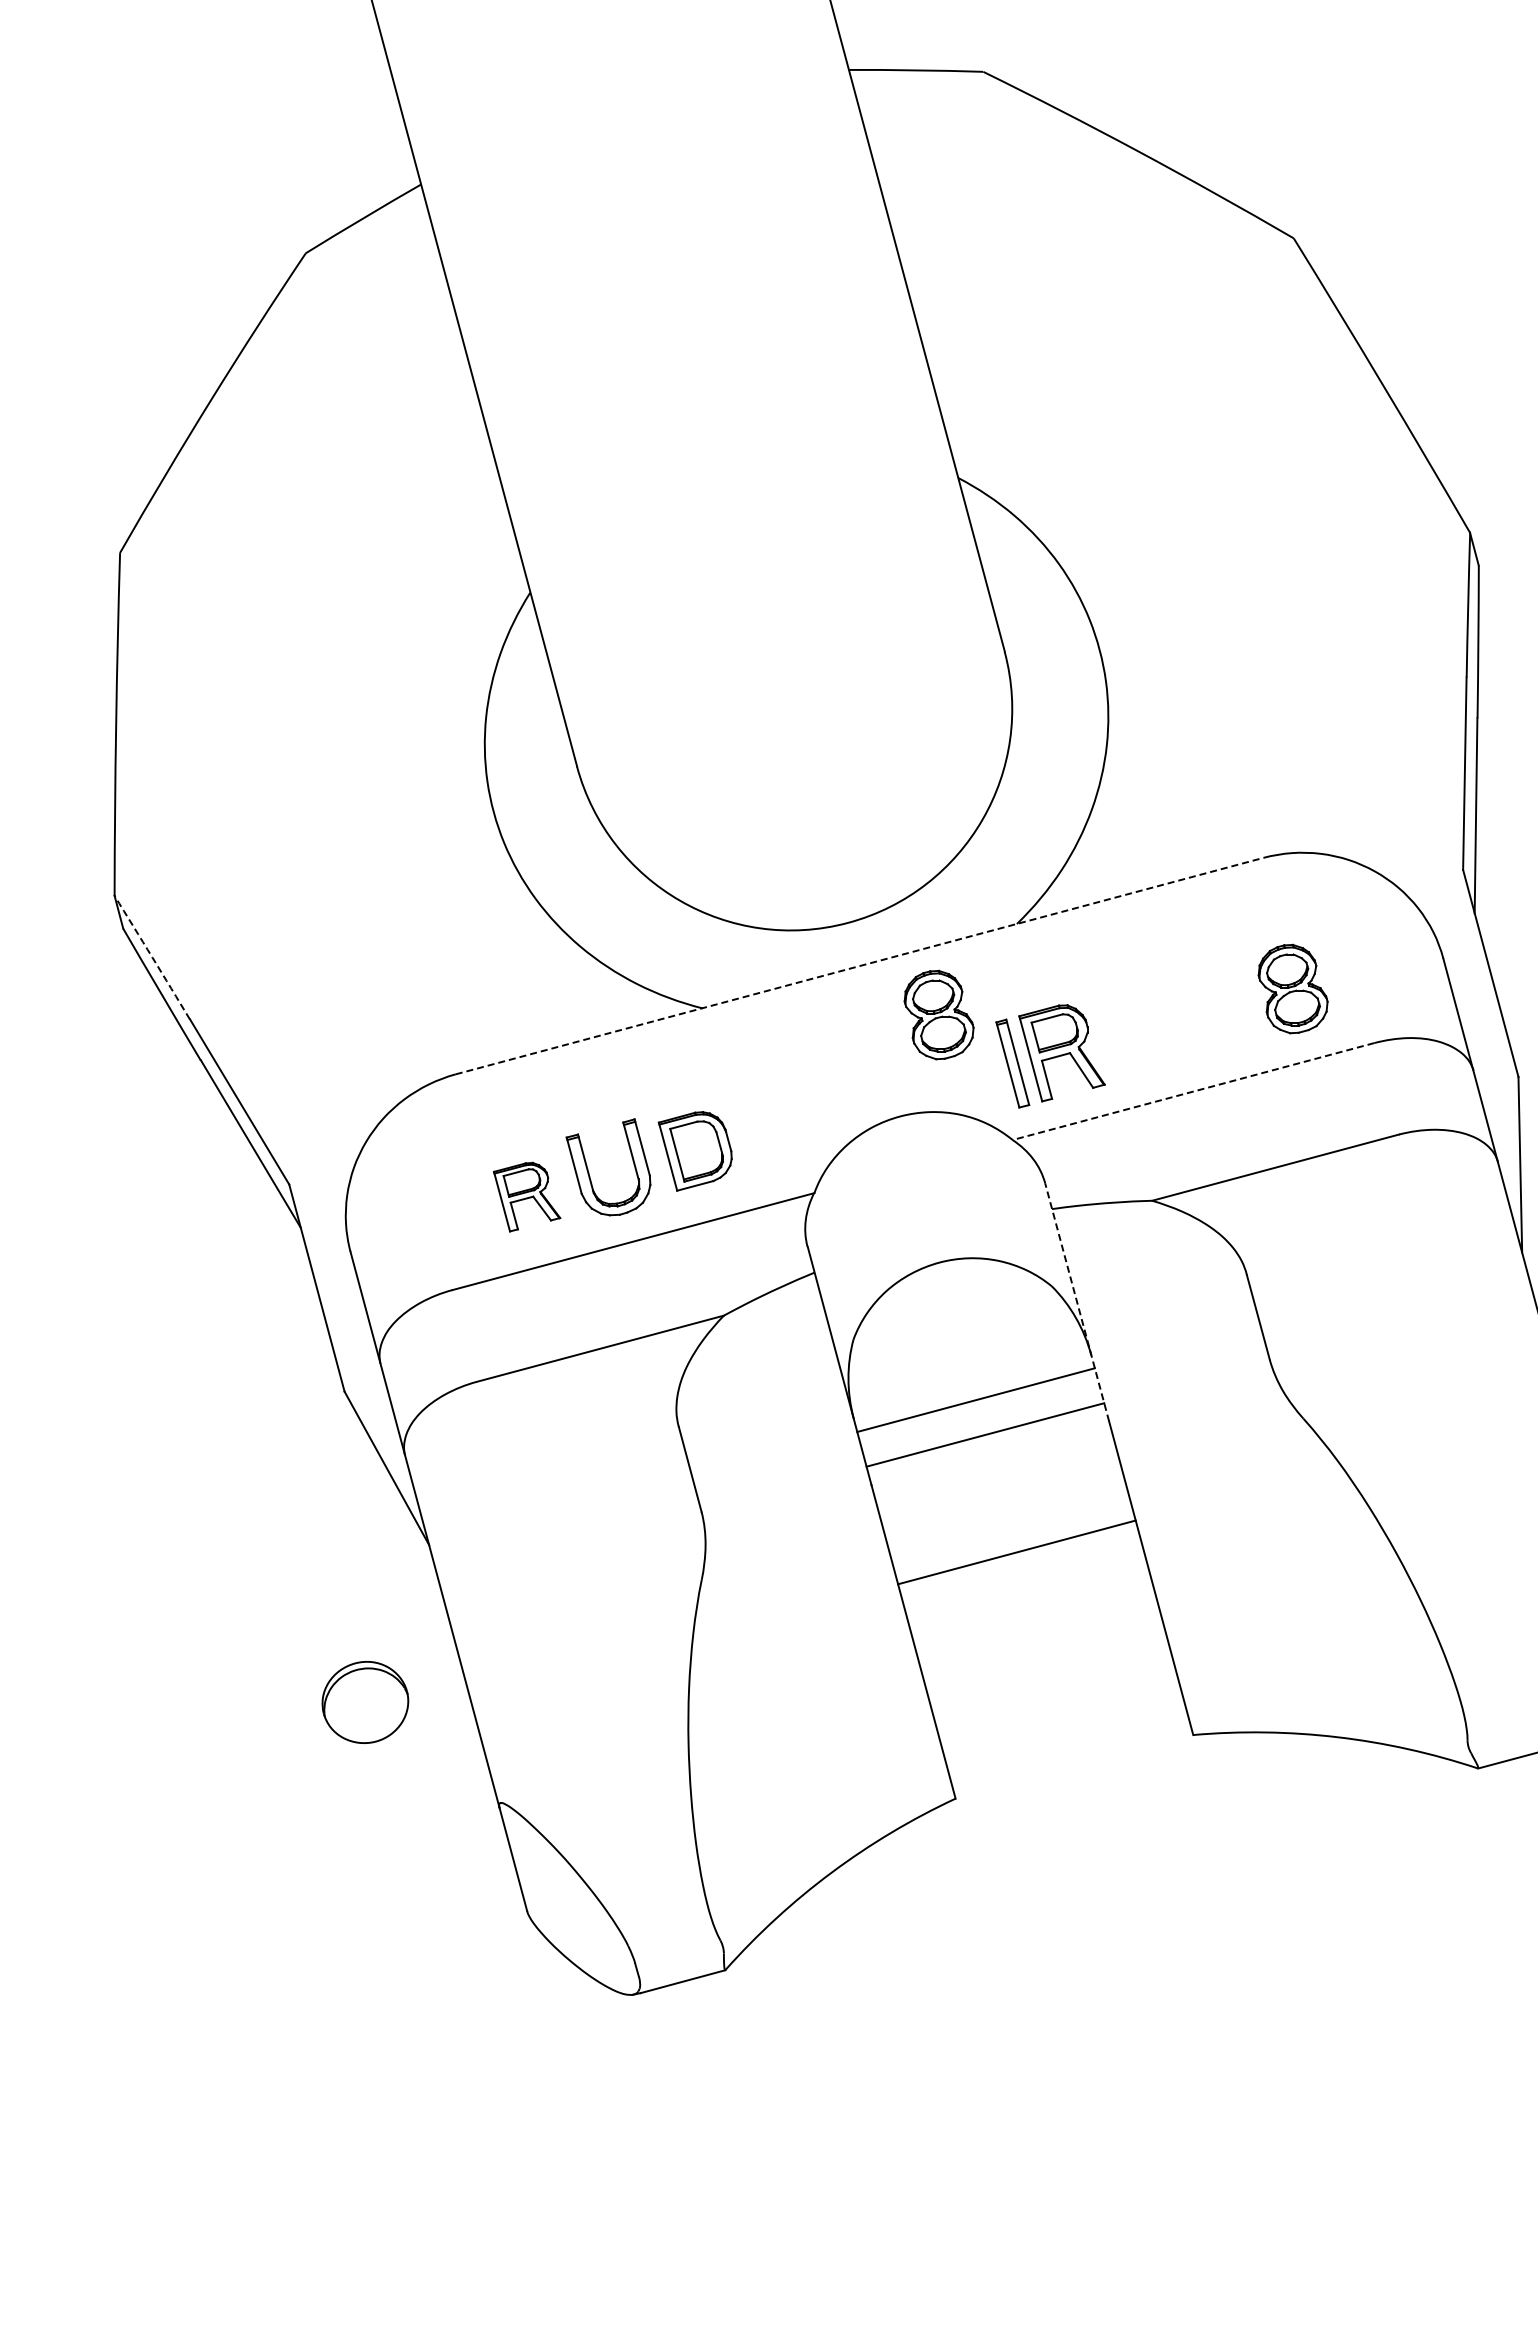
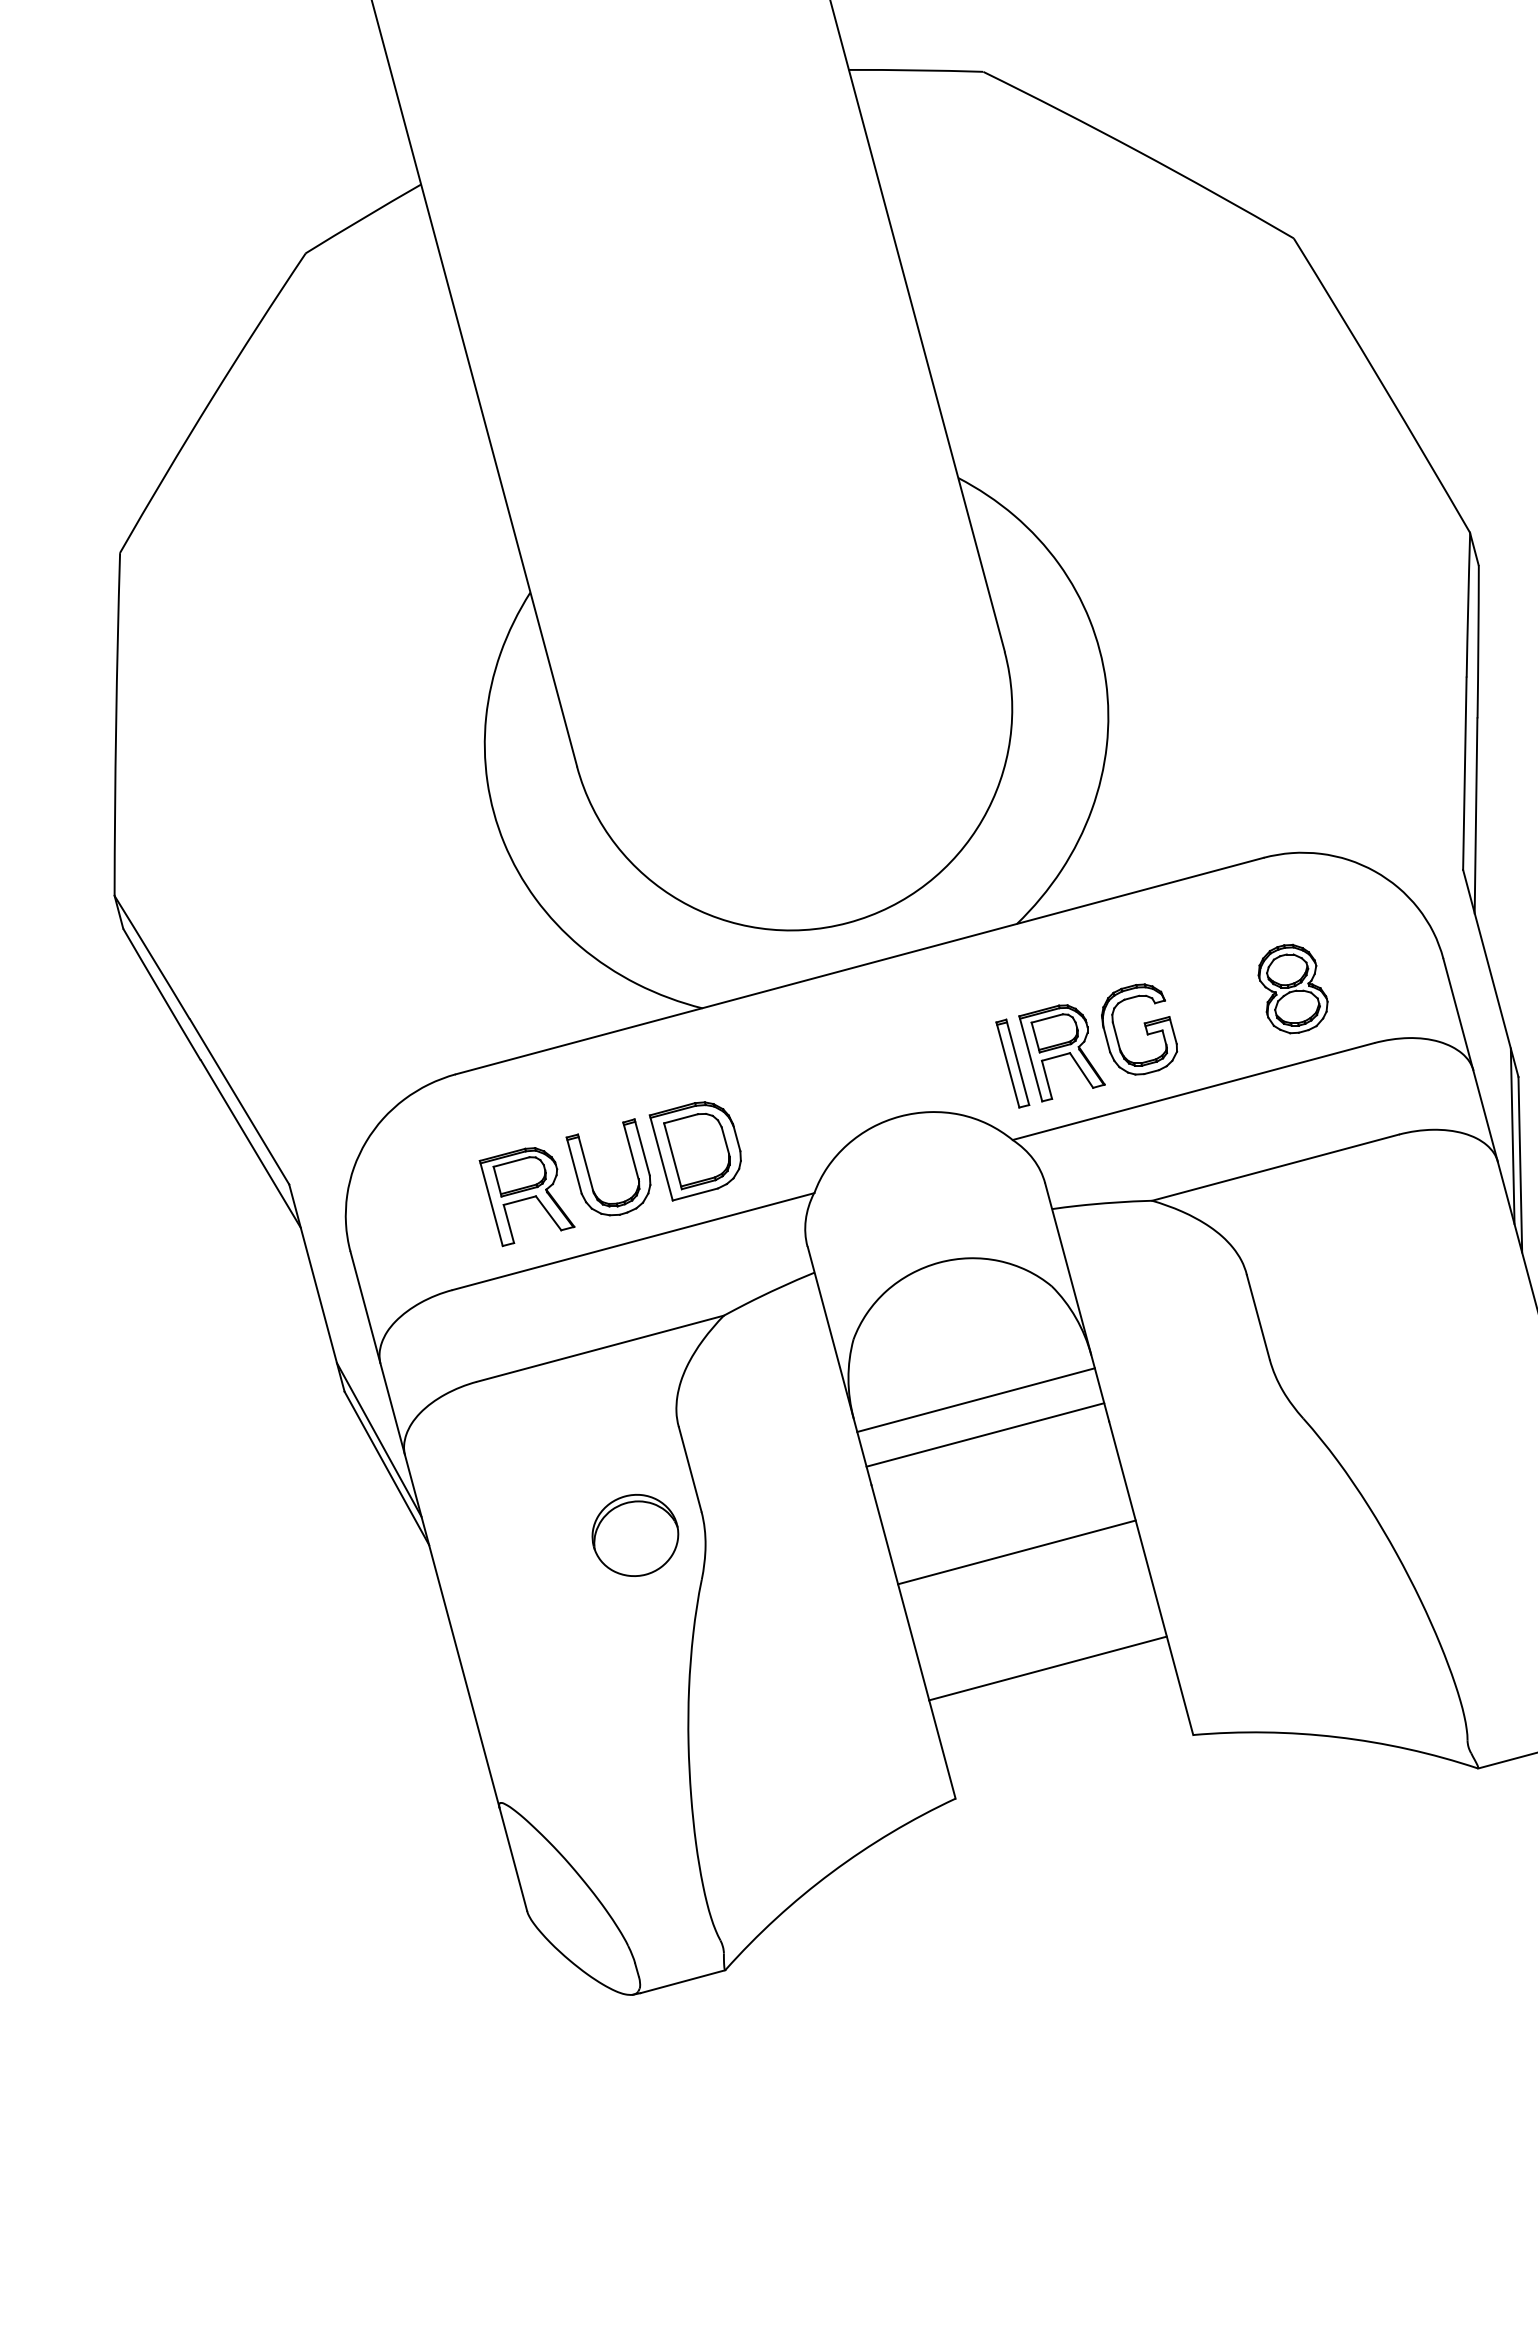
arc: dashed -> solid (152, 957)
line: dashed -> solid (860, 965)
part: present -> none (938, 1014)
part: none -> present (1139, 1029)
line: dashed -> solid (1193, 1091)
line: none -> present (1512, 1135)
part size: 76x81 px -> 94x101 px (694, 1151)
part size: 69x72 px -> 98x101 px (526, 1197)
line: dashed -> solid (1077, 1301)
line: none -> present (378, 1439)
line: none -> present (1047, 1668)
part position: (365, 1702) -> (635, 1535) (635, 1535)
